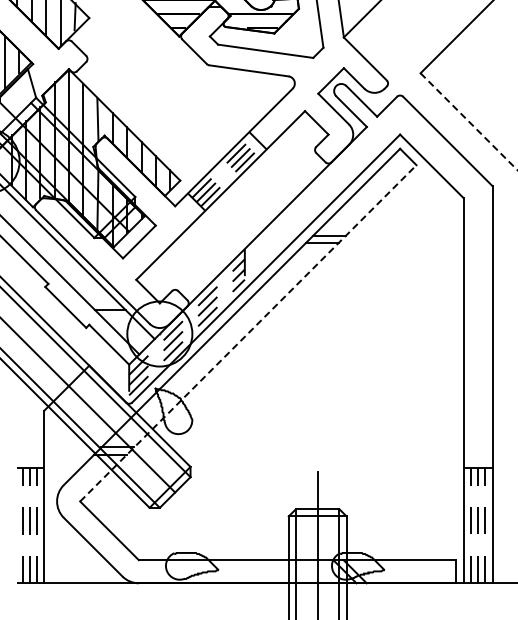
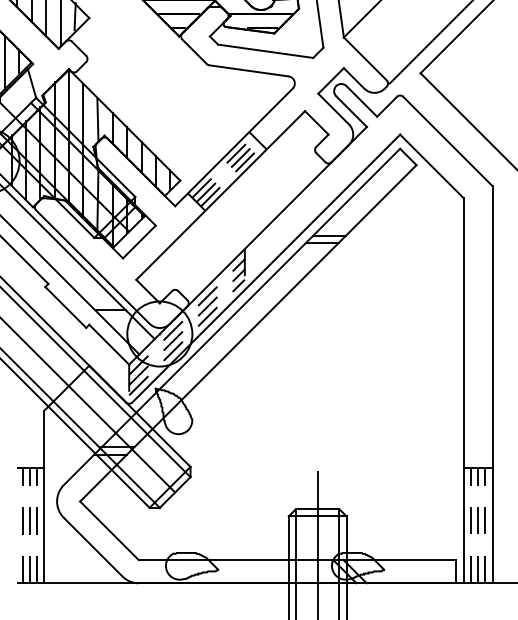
line: none -> present (430, 42)
line: dashed -> solid (469, 122)
line: dashed -> solid (248, 333)
